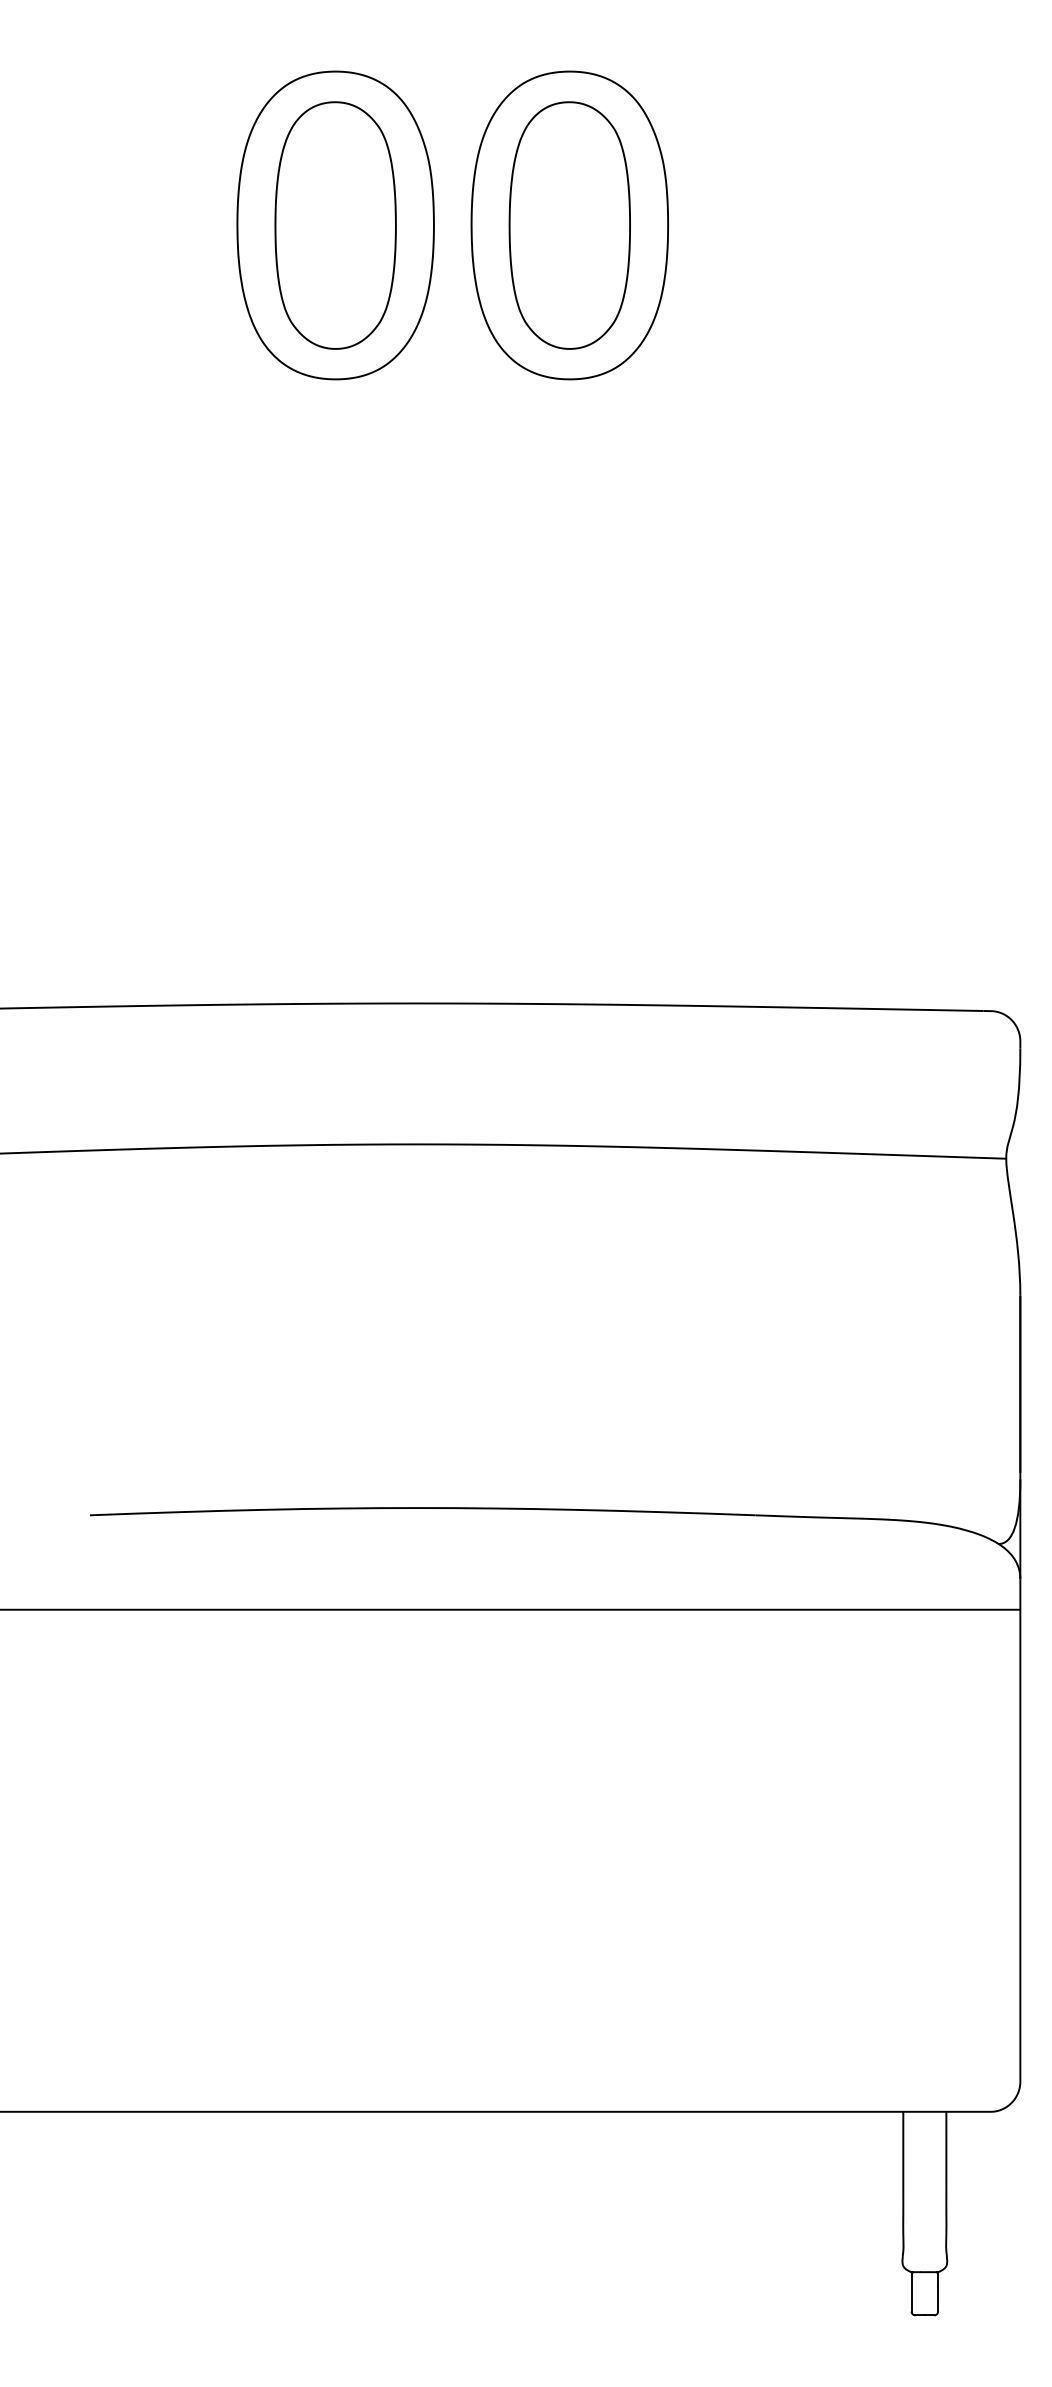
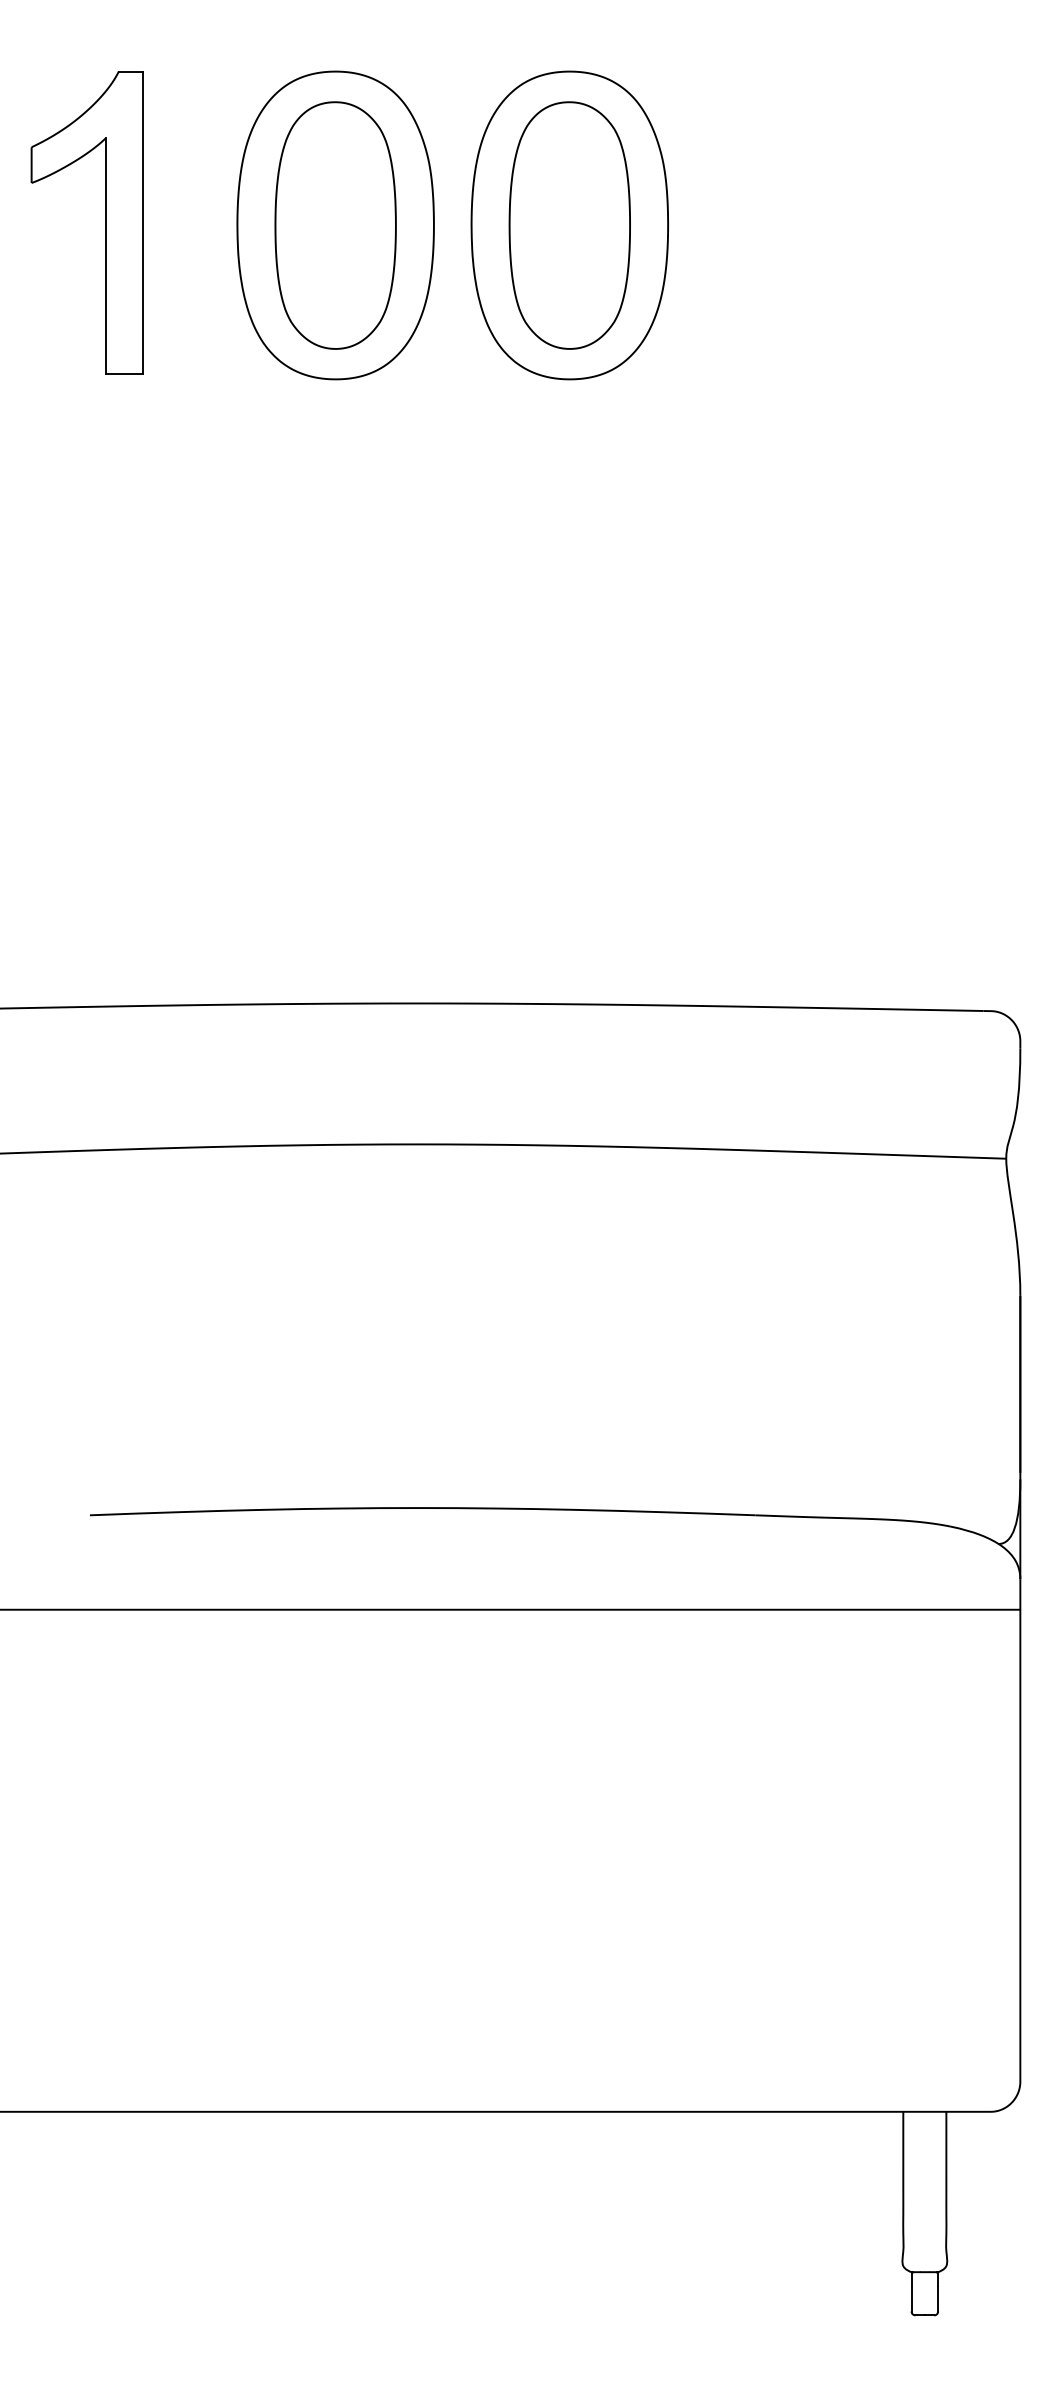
part: none -> present (105, 222)
